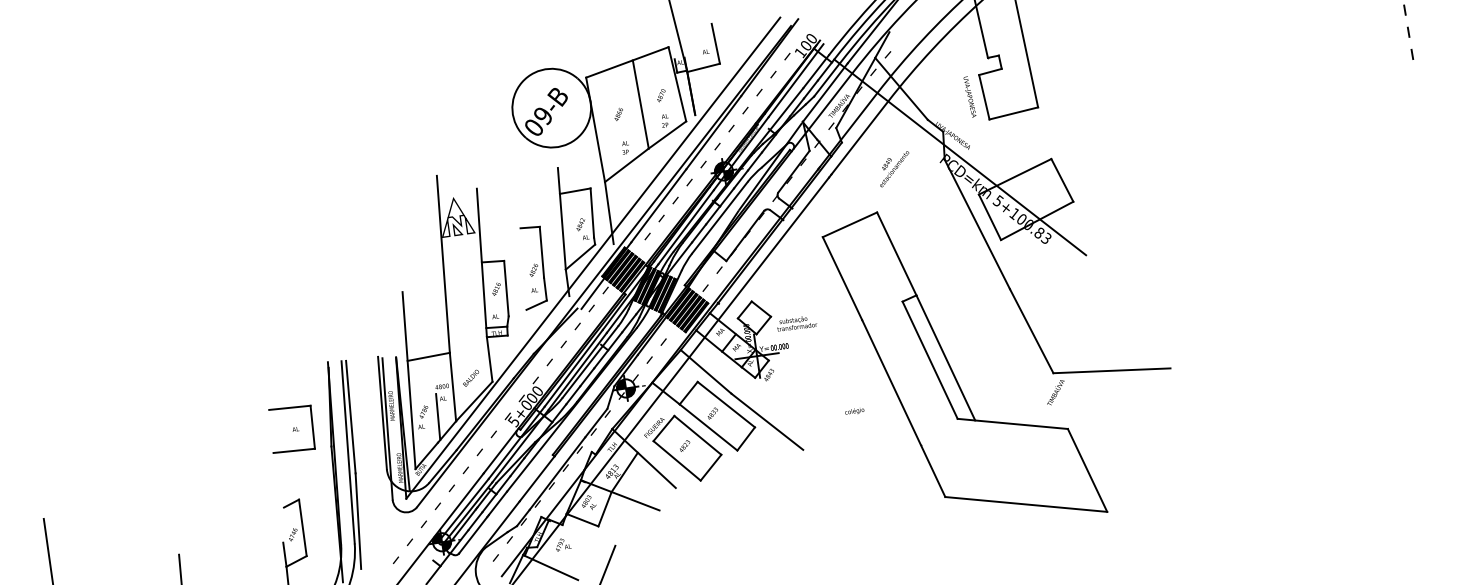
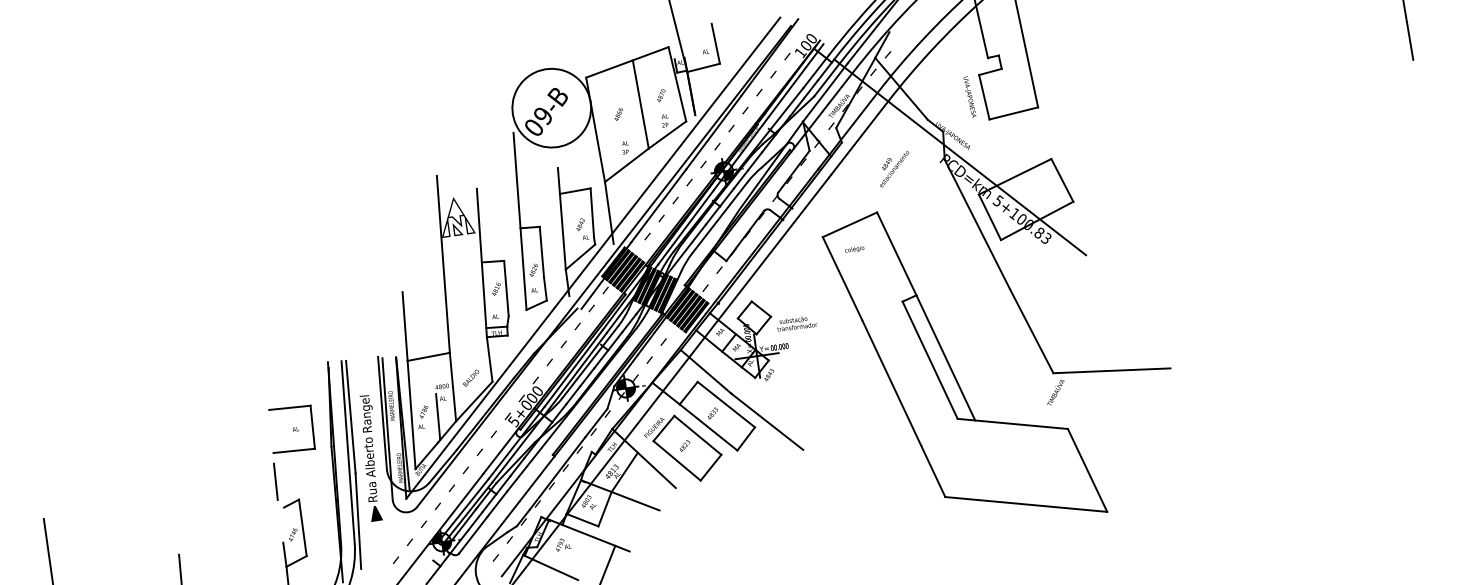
line: dashed -> solid (1408, 30)
line: none -> present (519, 220)
text position: (854, 411) -> (854, 249) (854, 249)
part: none -> present (370, 458)
line: none -> present (275, 481)
line: none -> present (595, 538)
